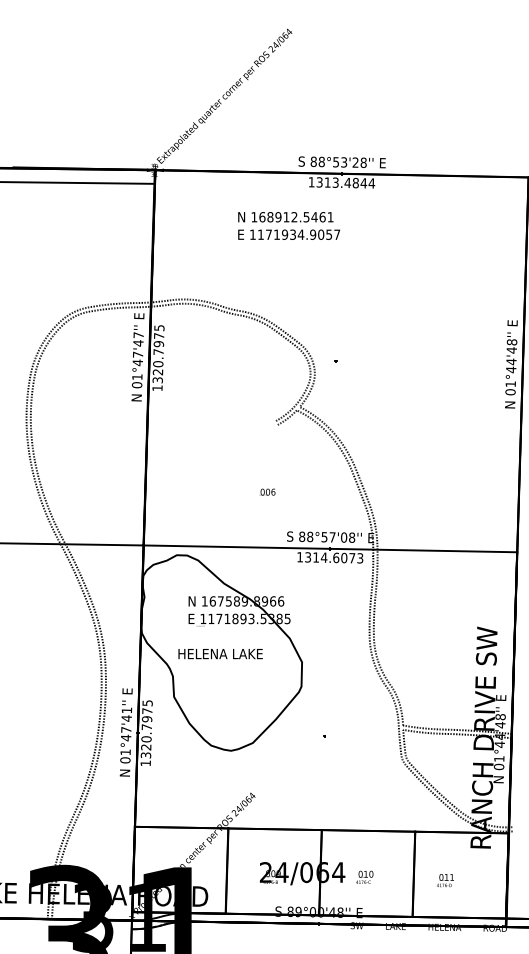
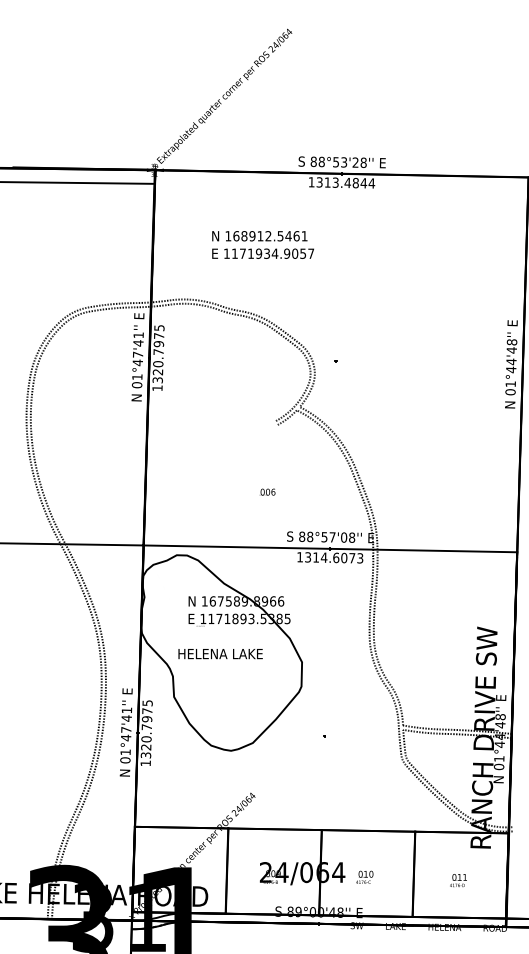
text position: (288, 225) -> (262, 244) (262, 244)
text: 01°47'47'' -> 01°47'41'' (138, 334)
text position: (445, 880) -> (458, 880) (458, 880)
